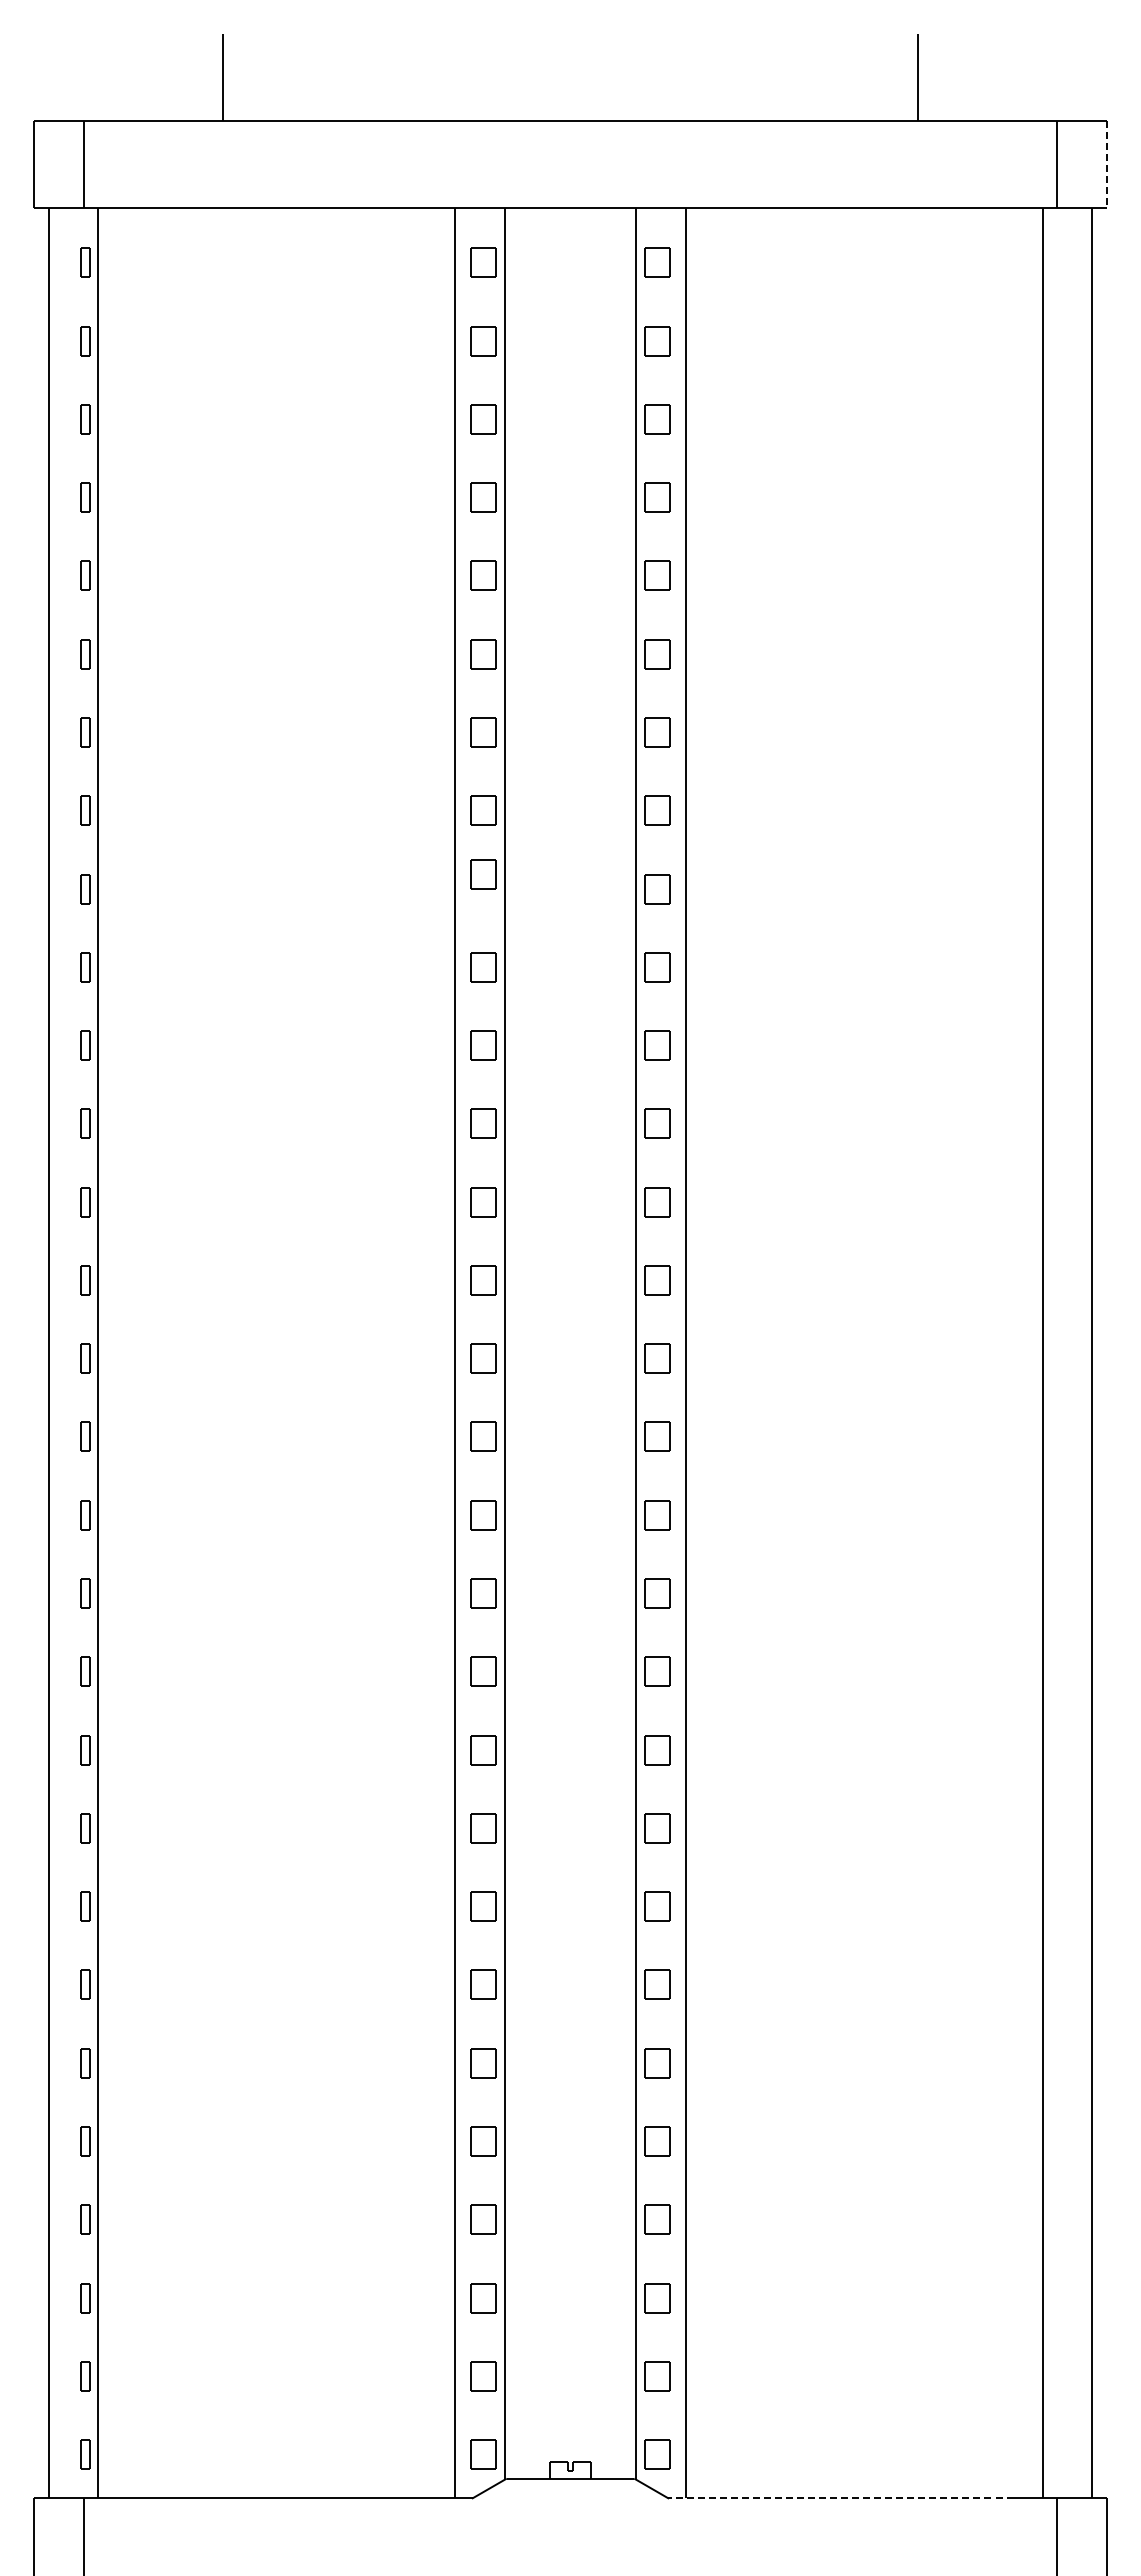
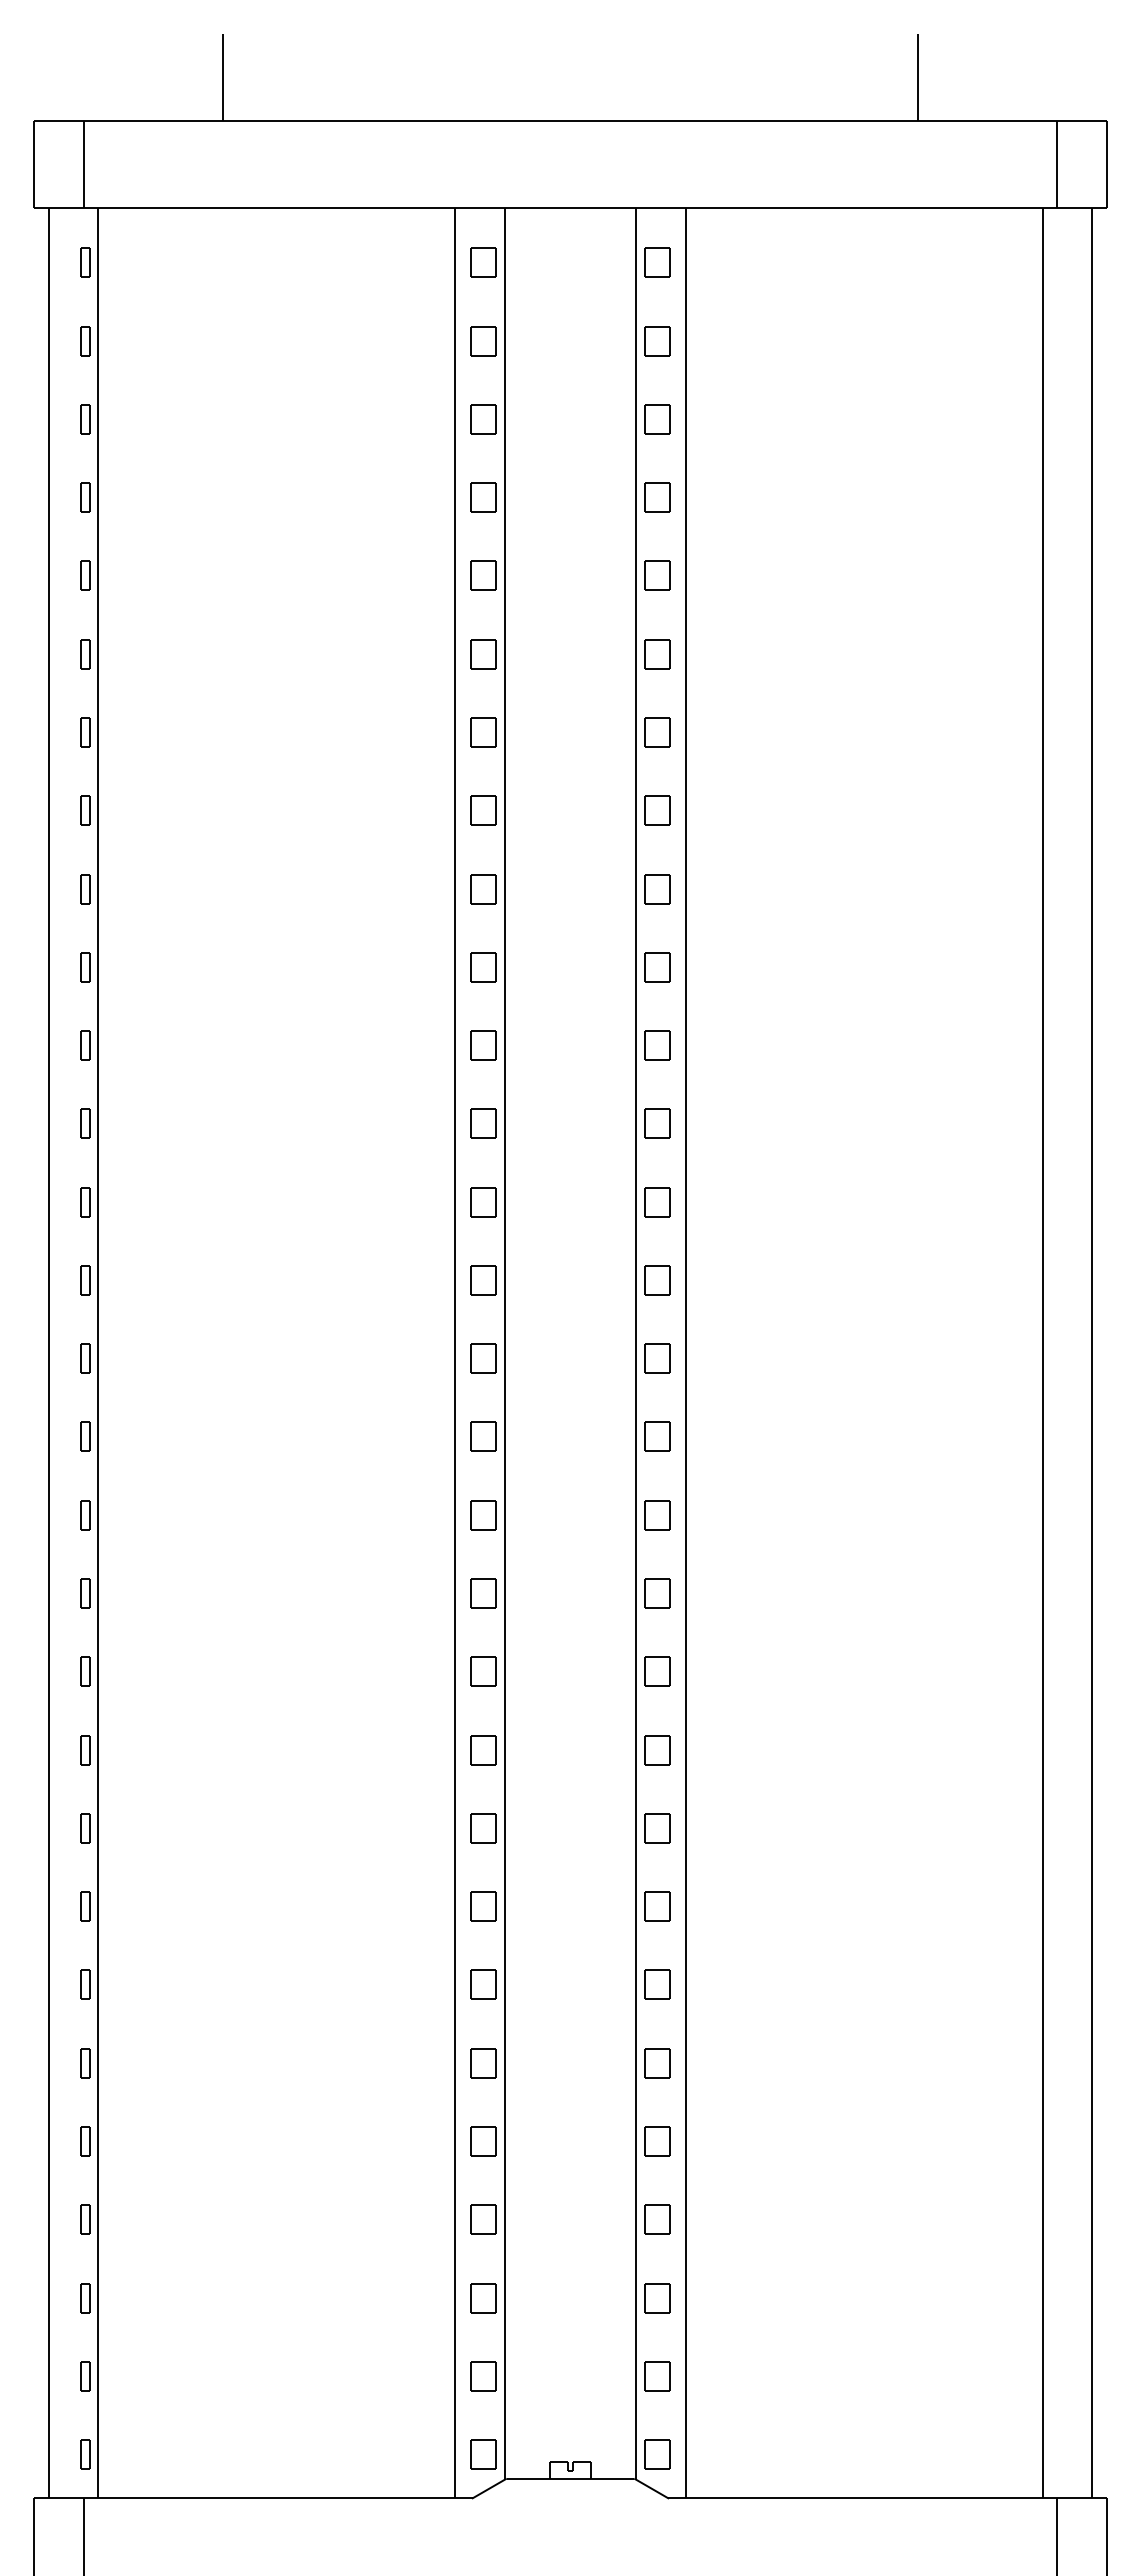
line: dashed -> solid (1106, 164)
part position: (483, 874) -> (483, 889) (483, 889)
line: dashed -> solid (840, 2498)
